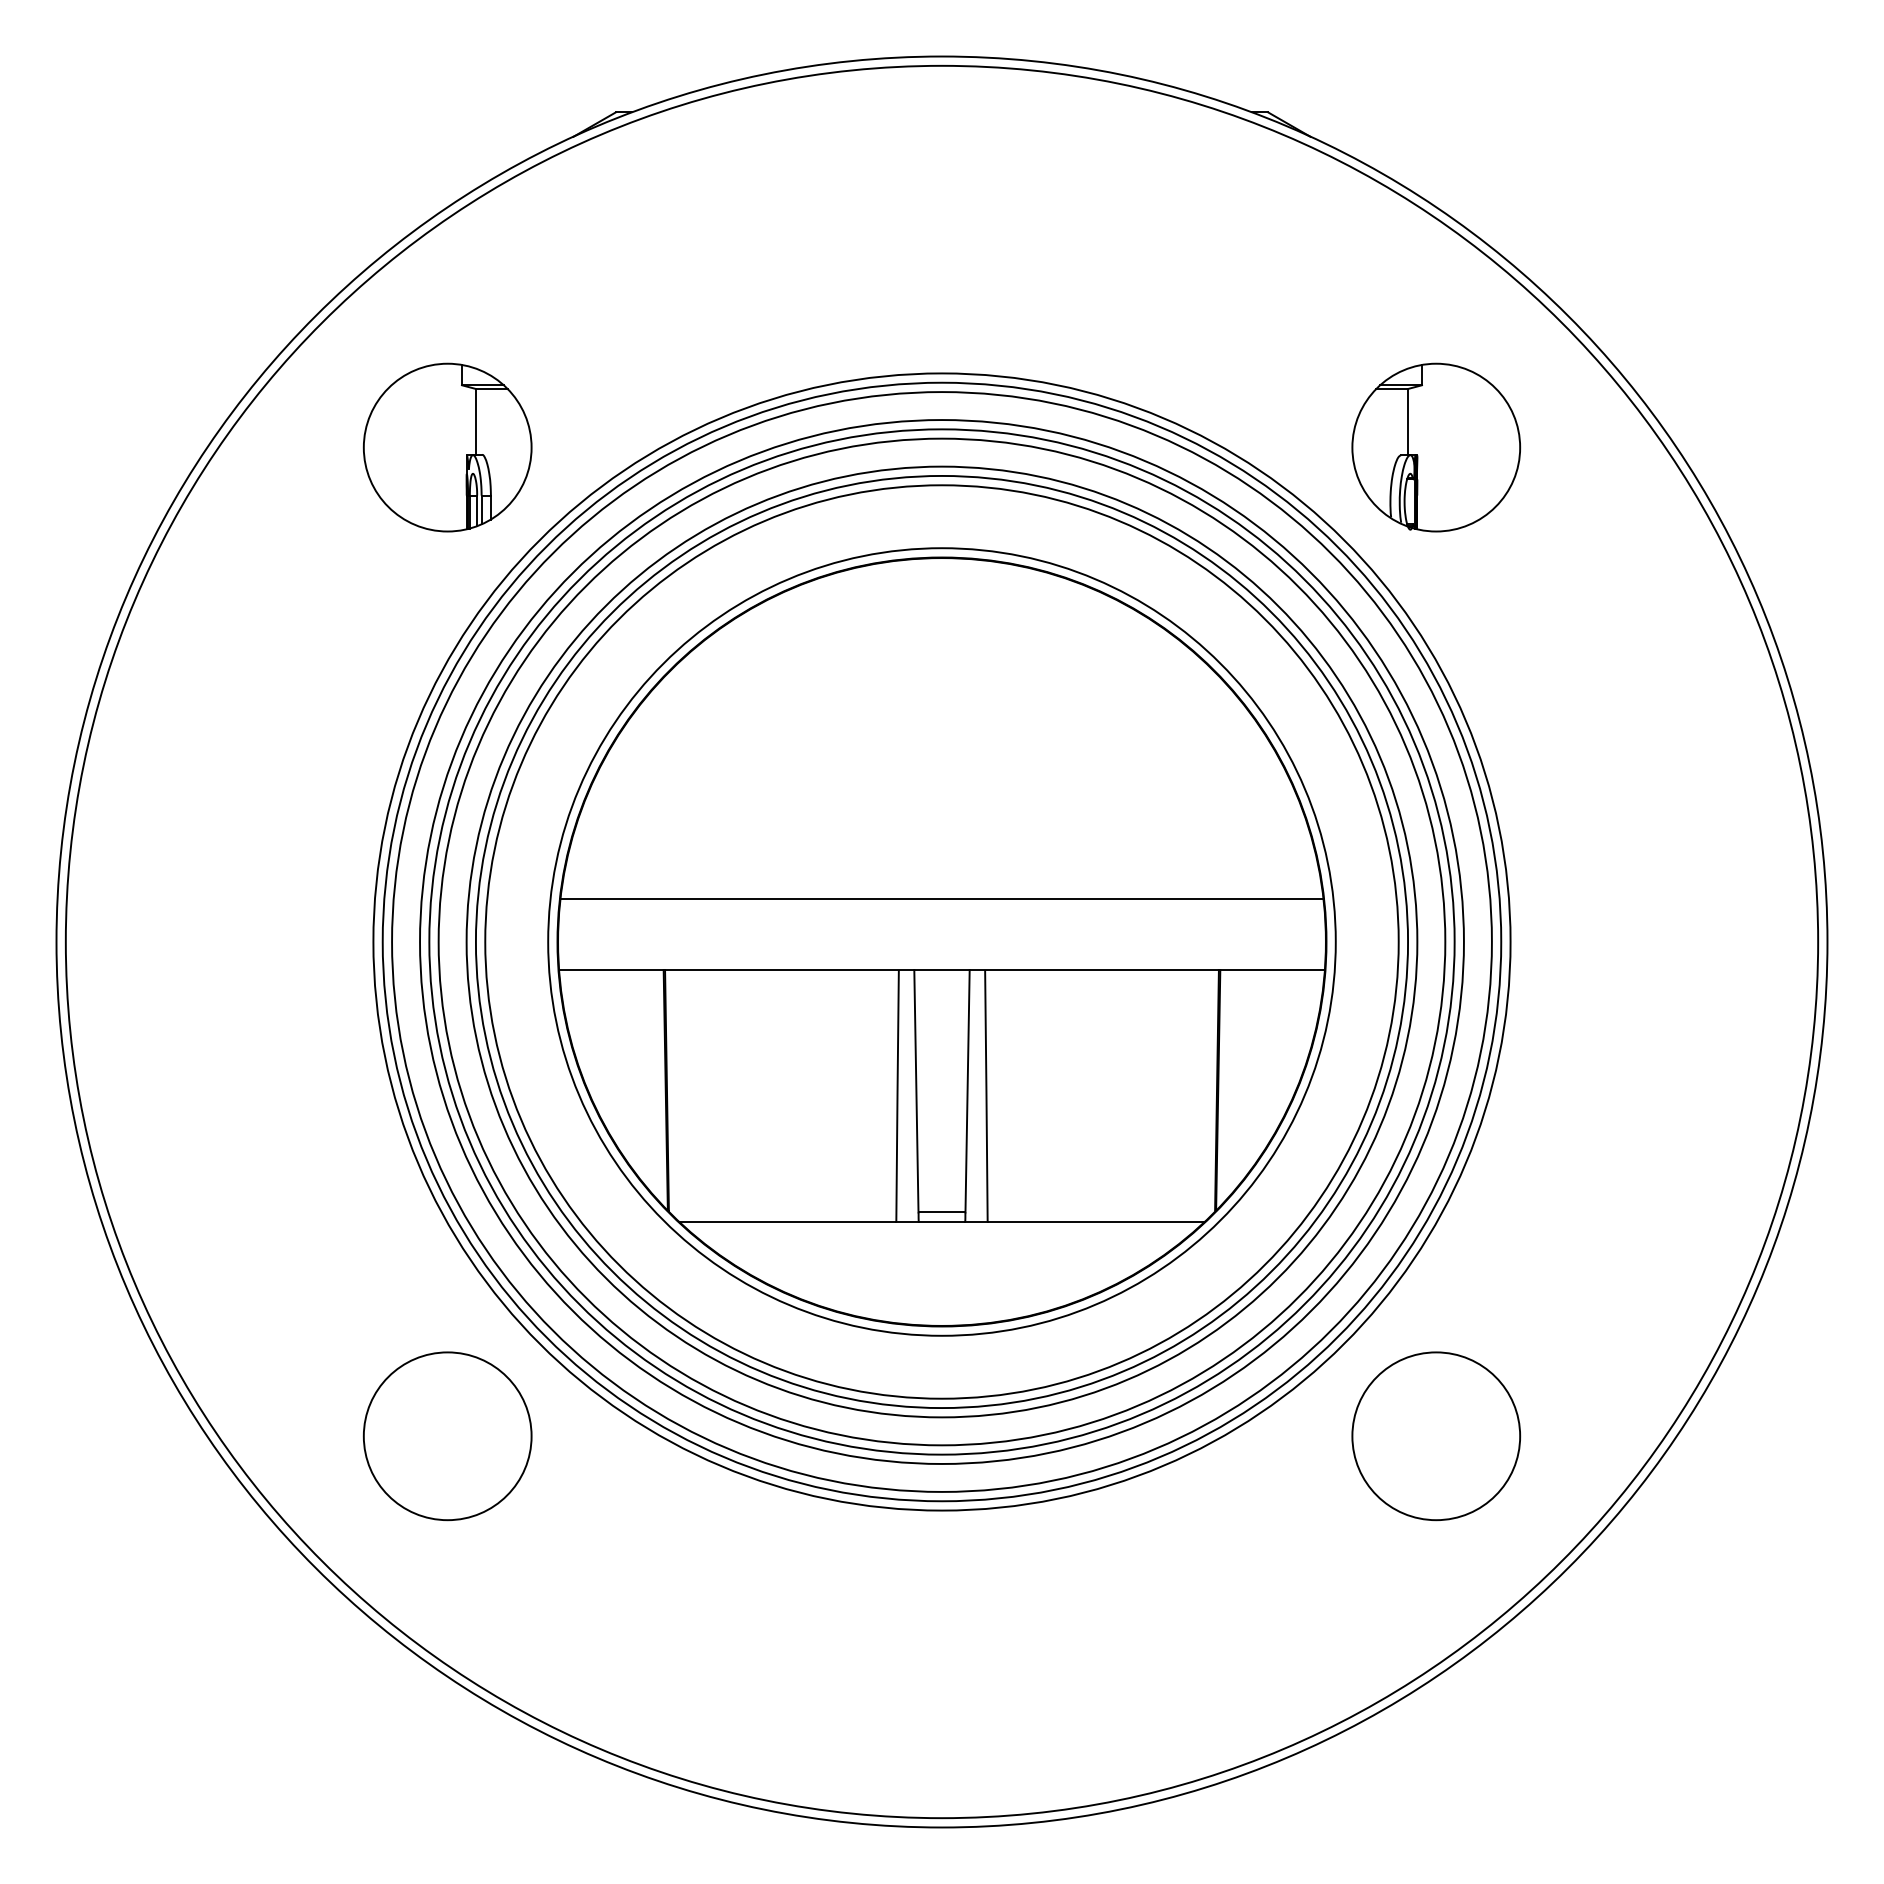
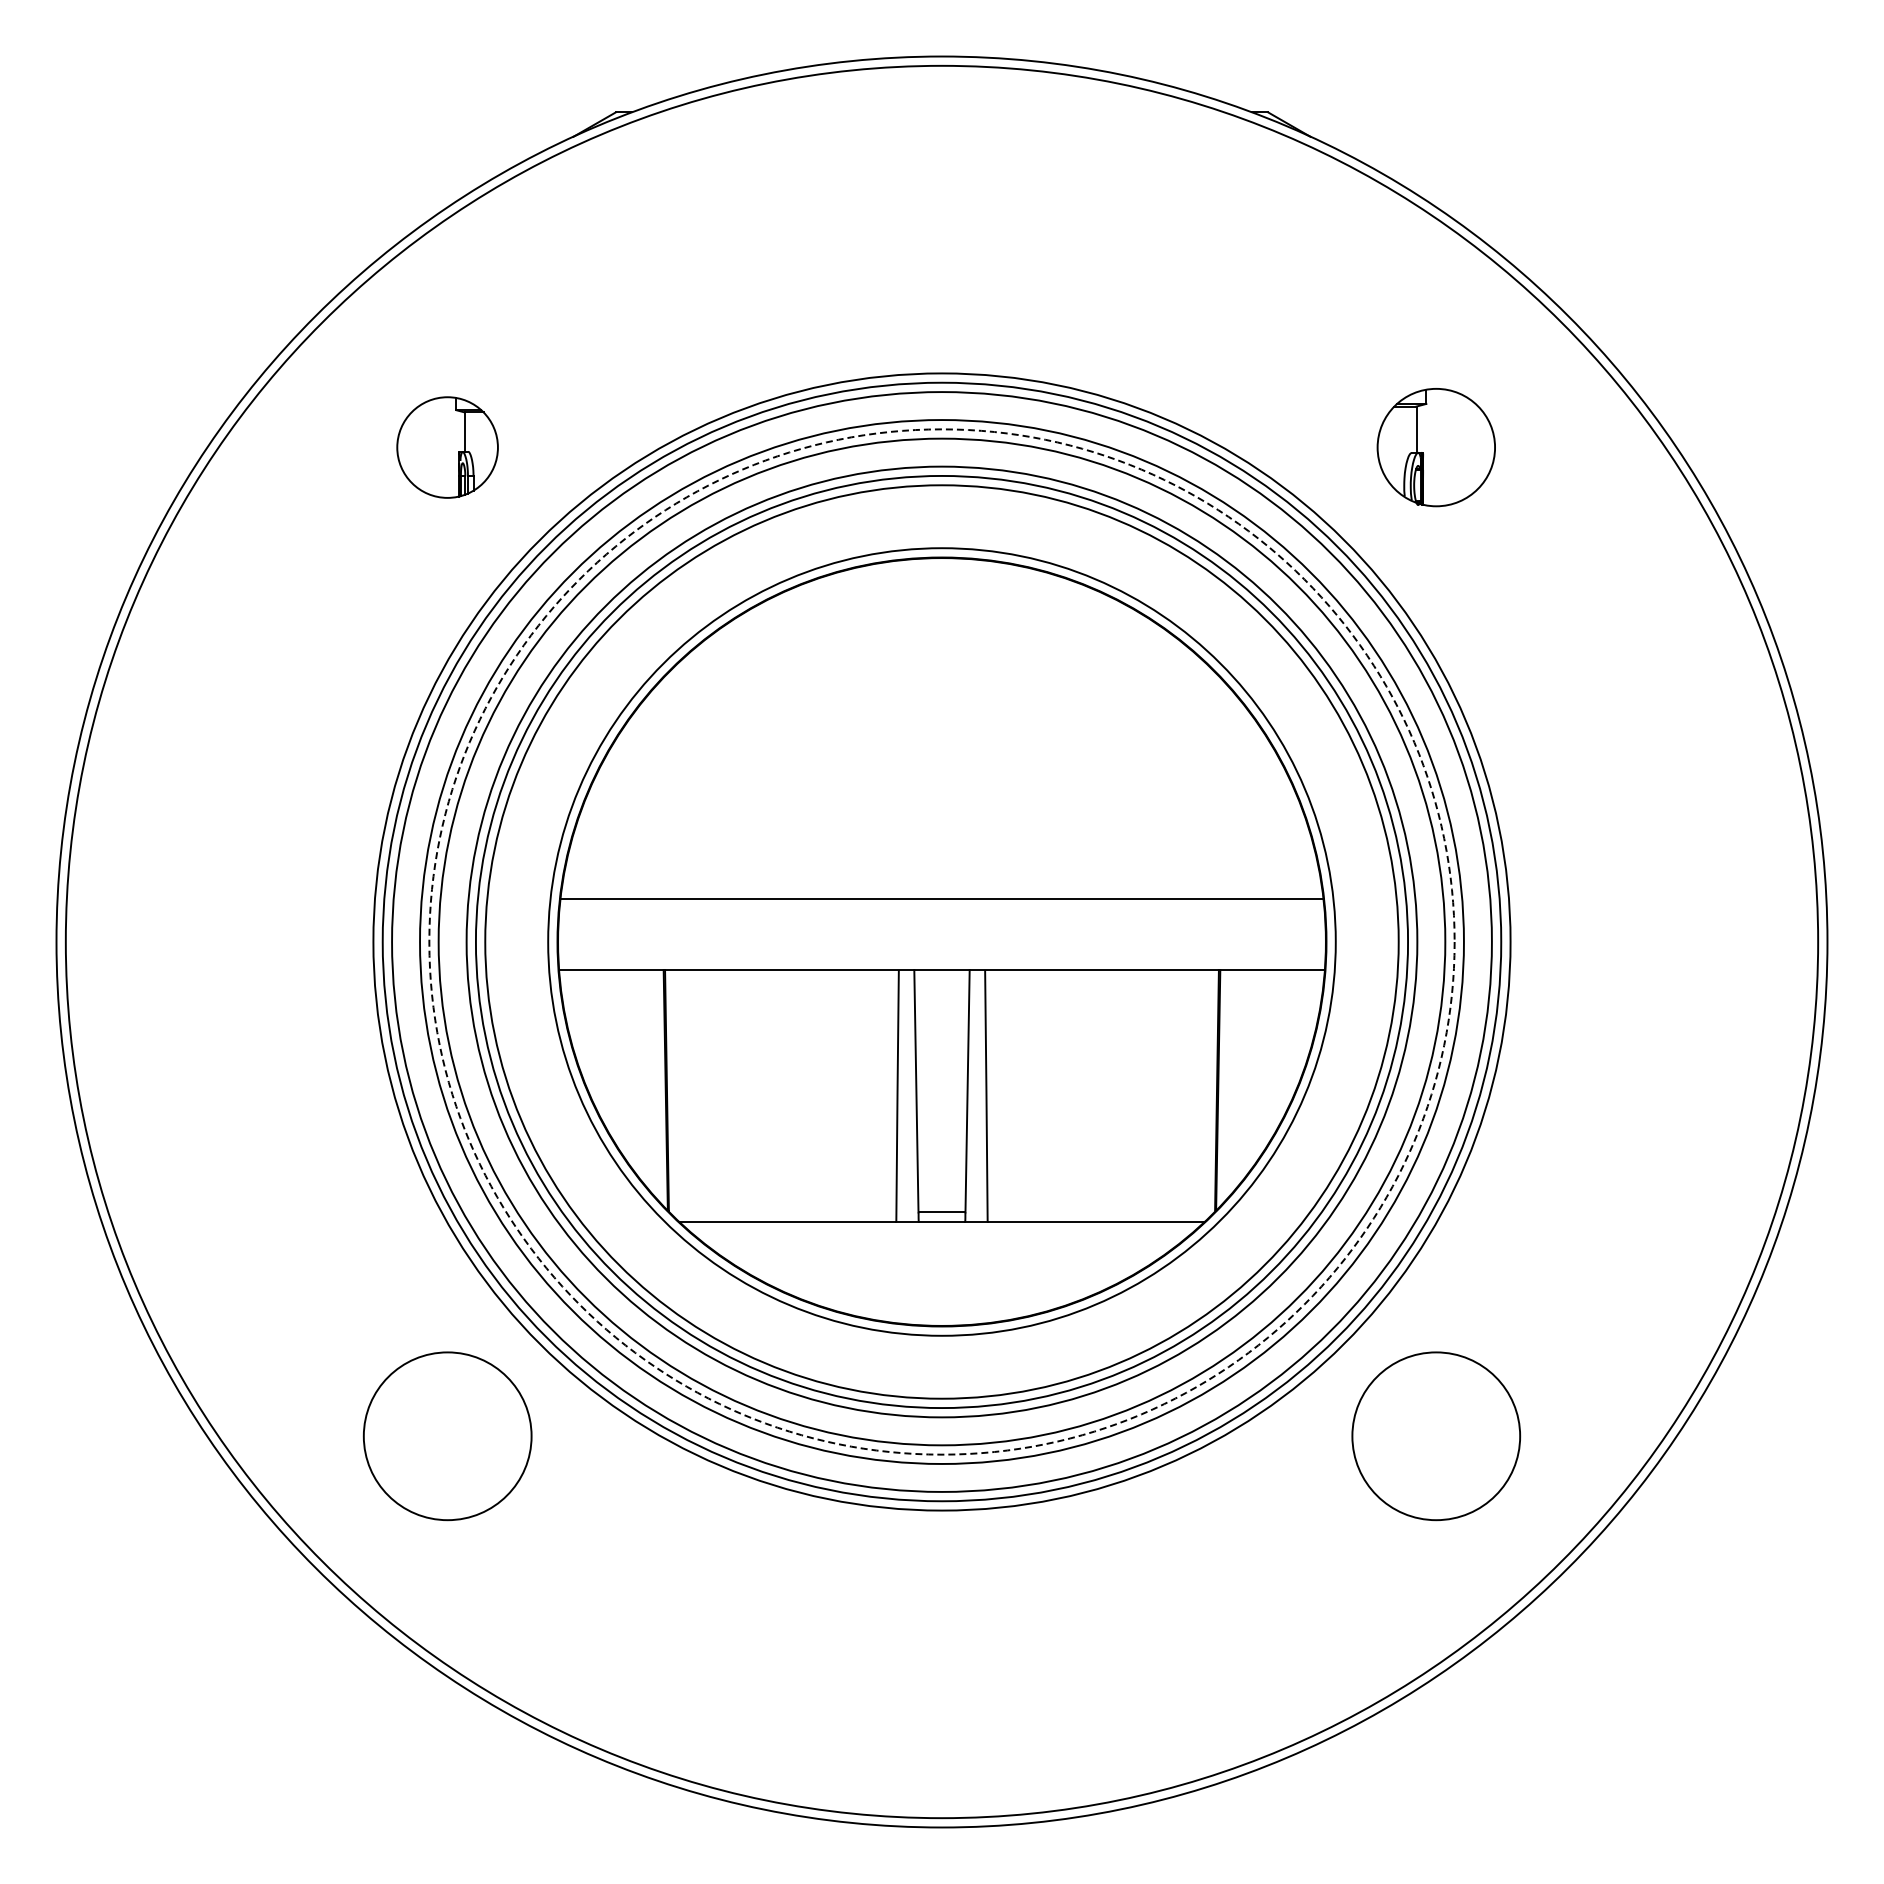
part size: 171x171 px -> 103x103 px (447, 447)
part size: 171x171 px -> 120x120 px (1435, 447)
circle: solid -> dashed (941, 941)
